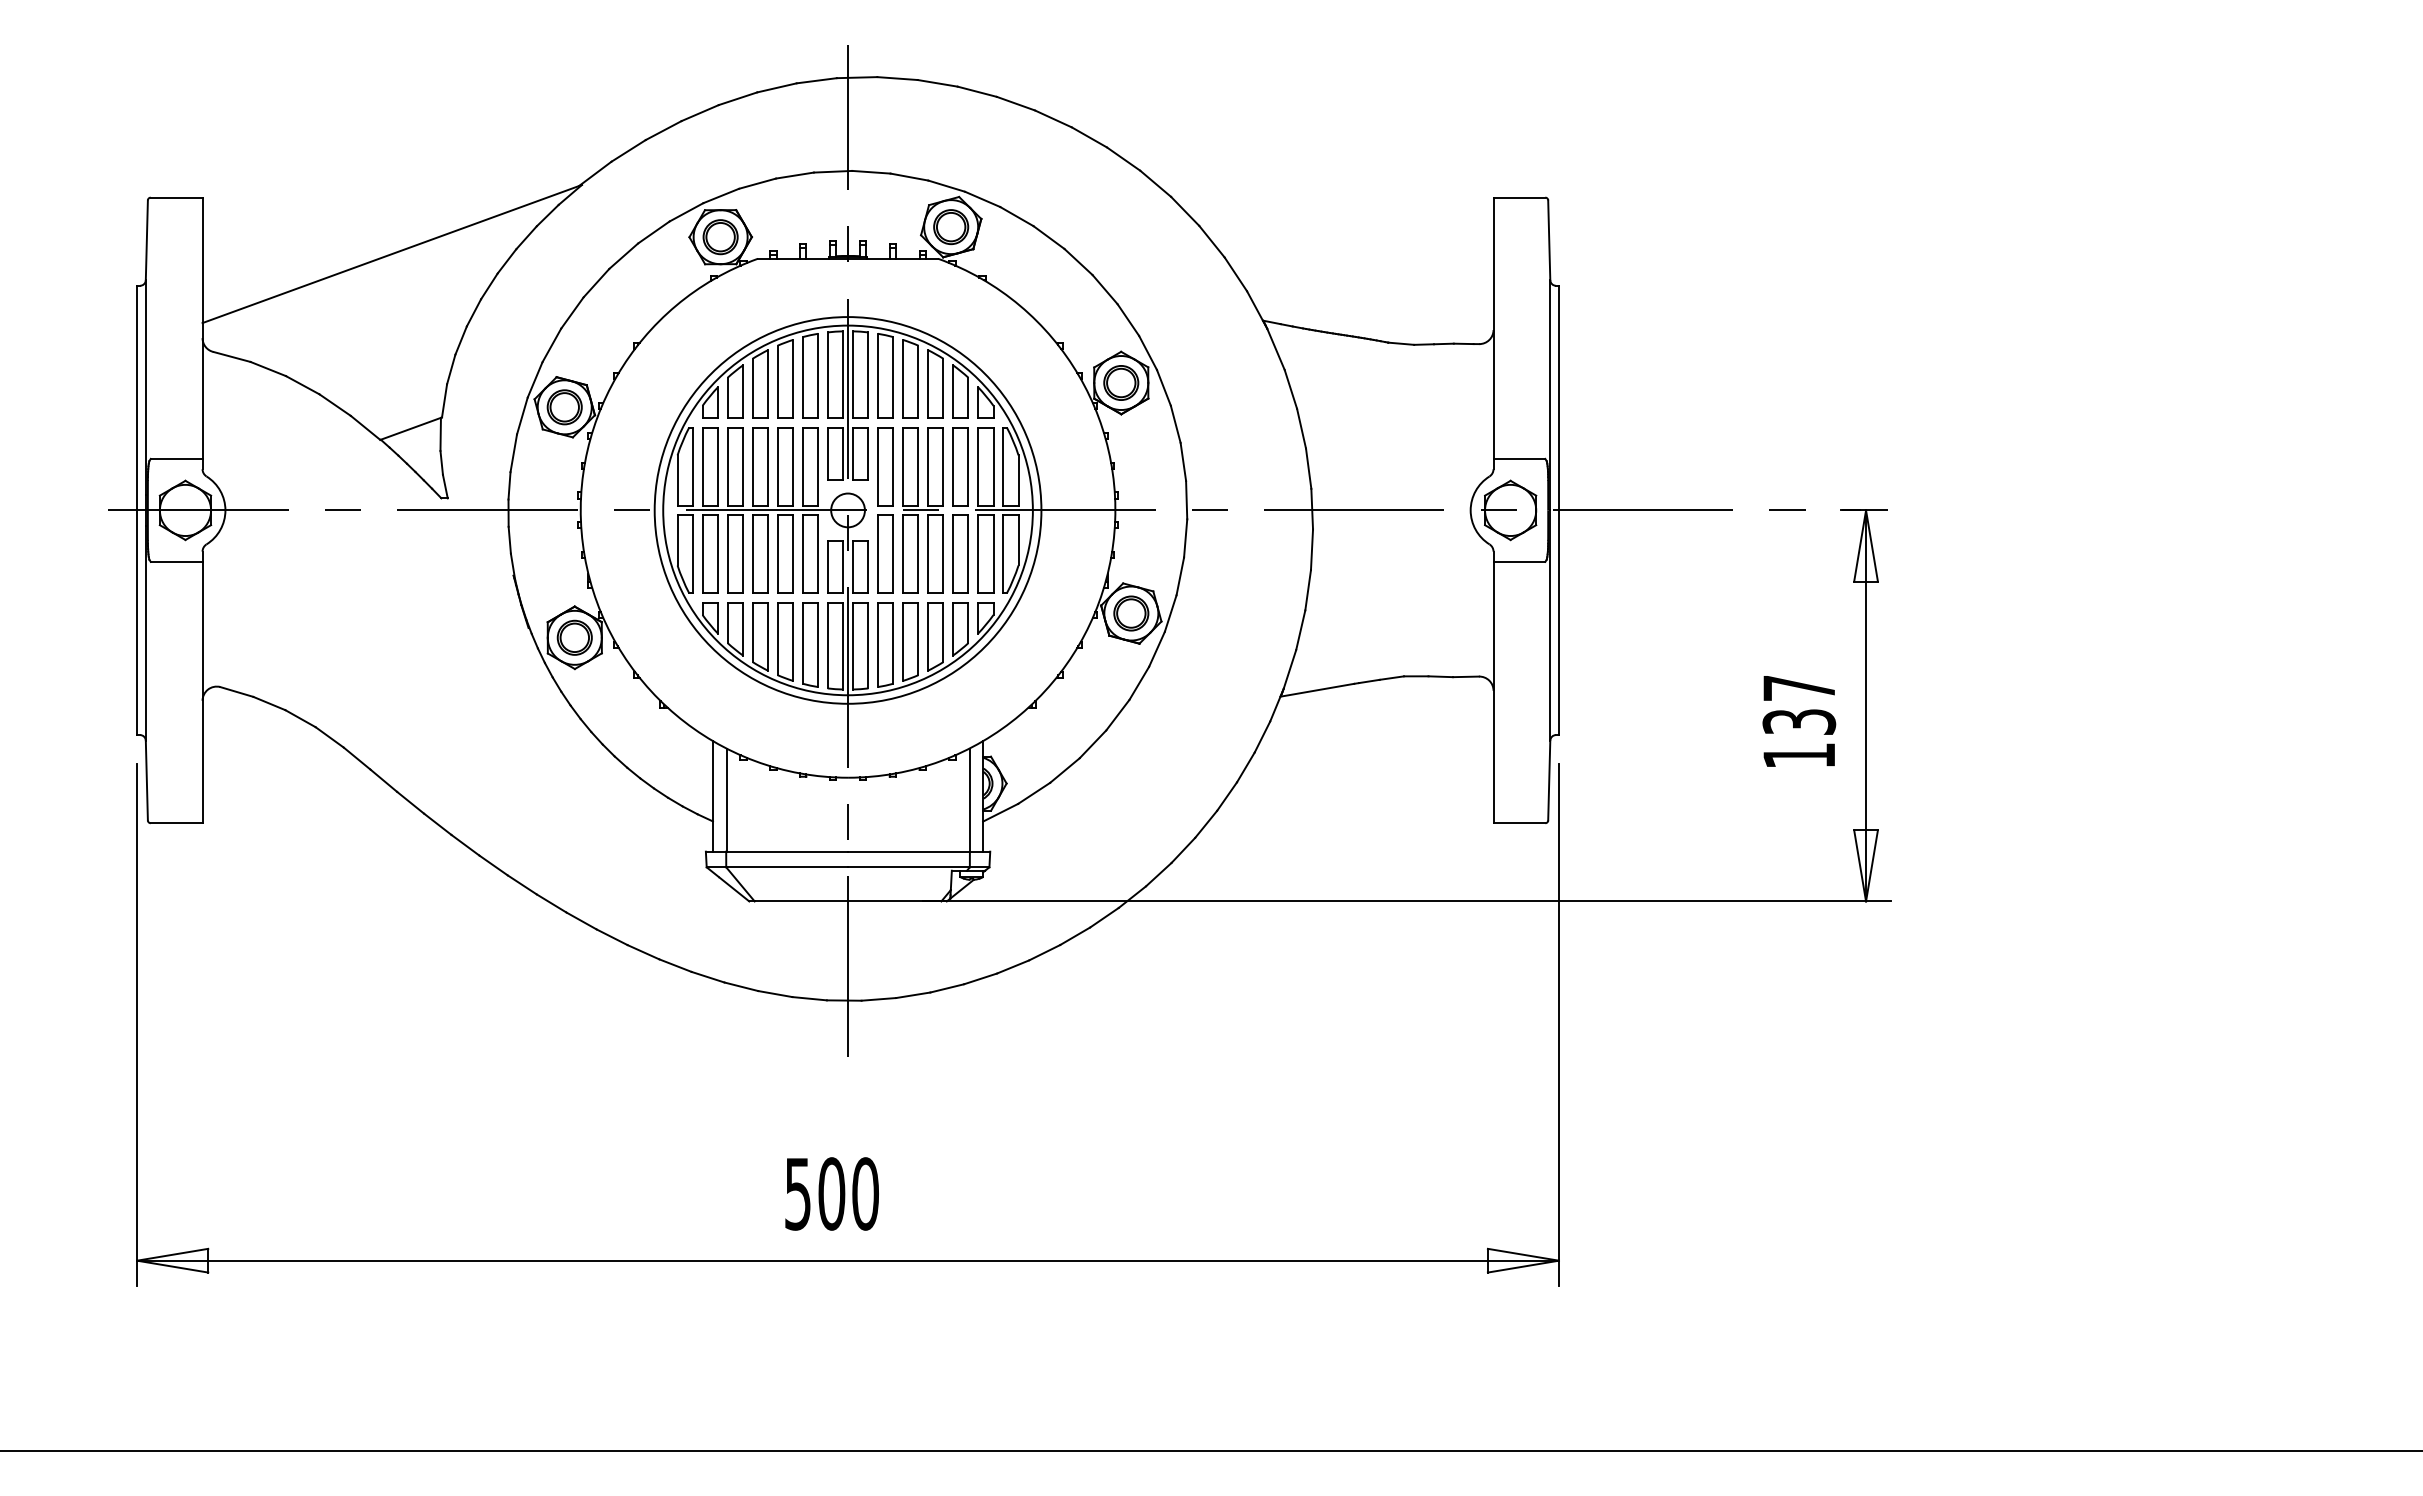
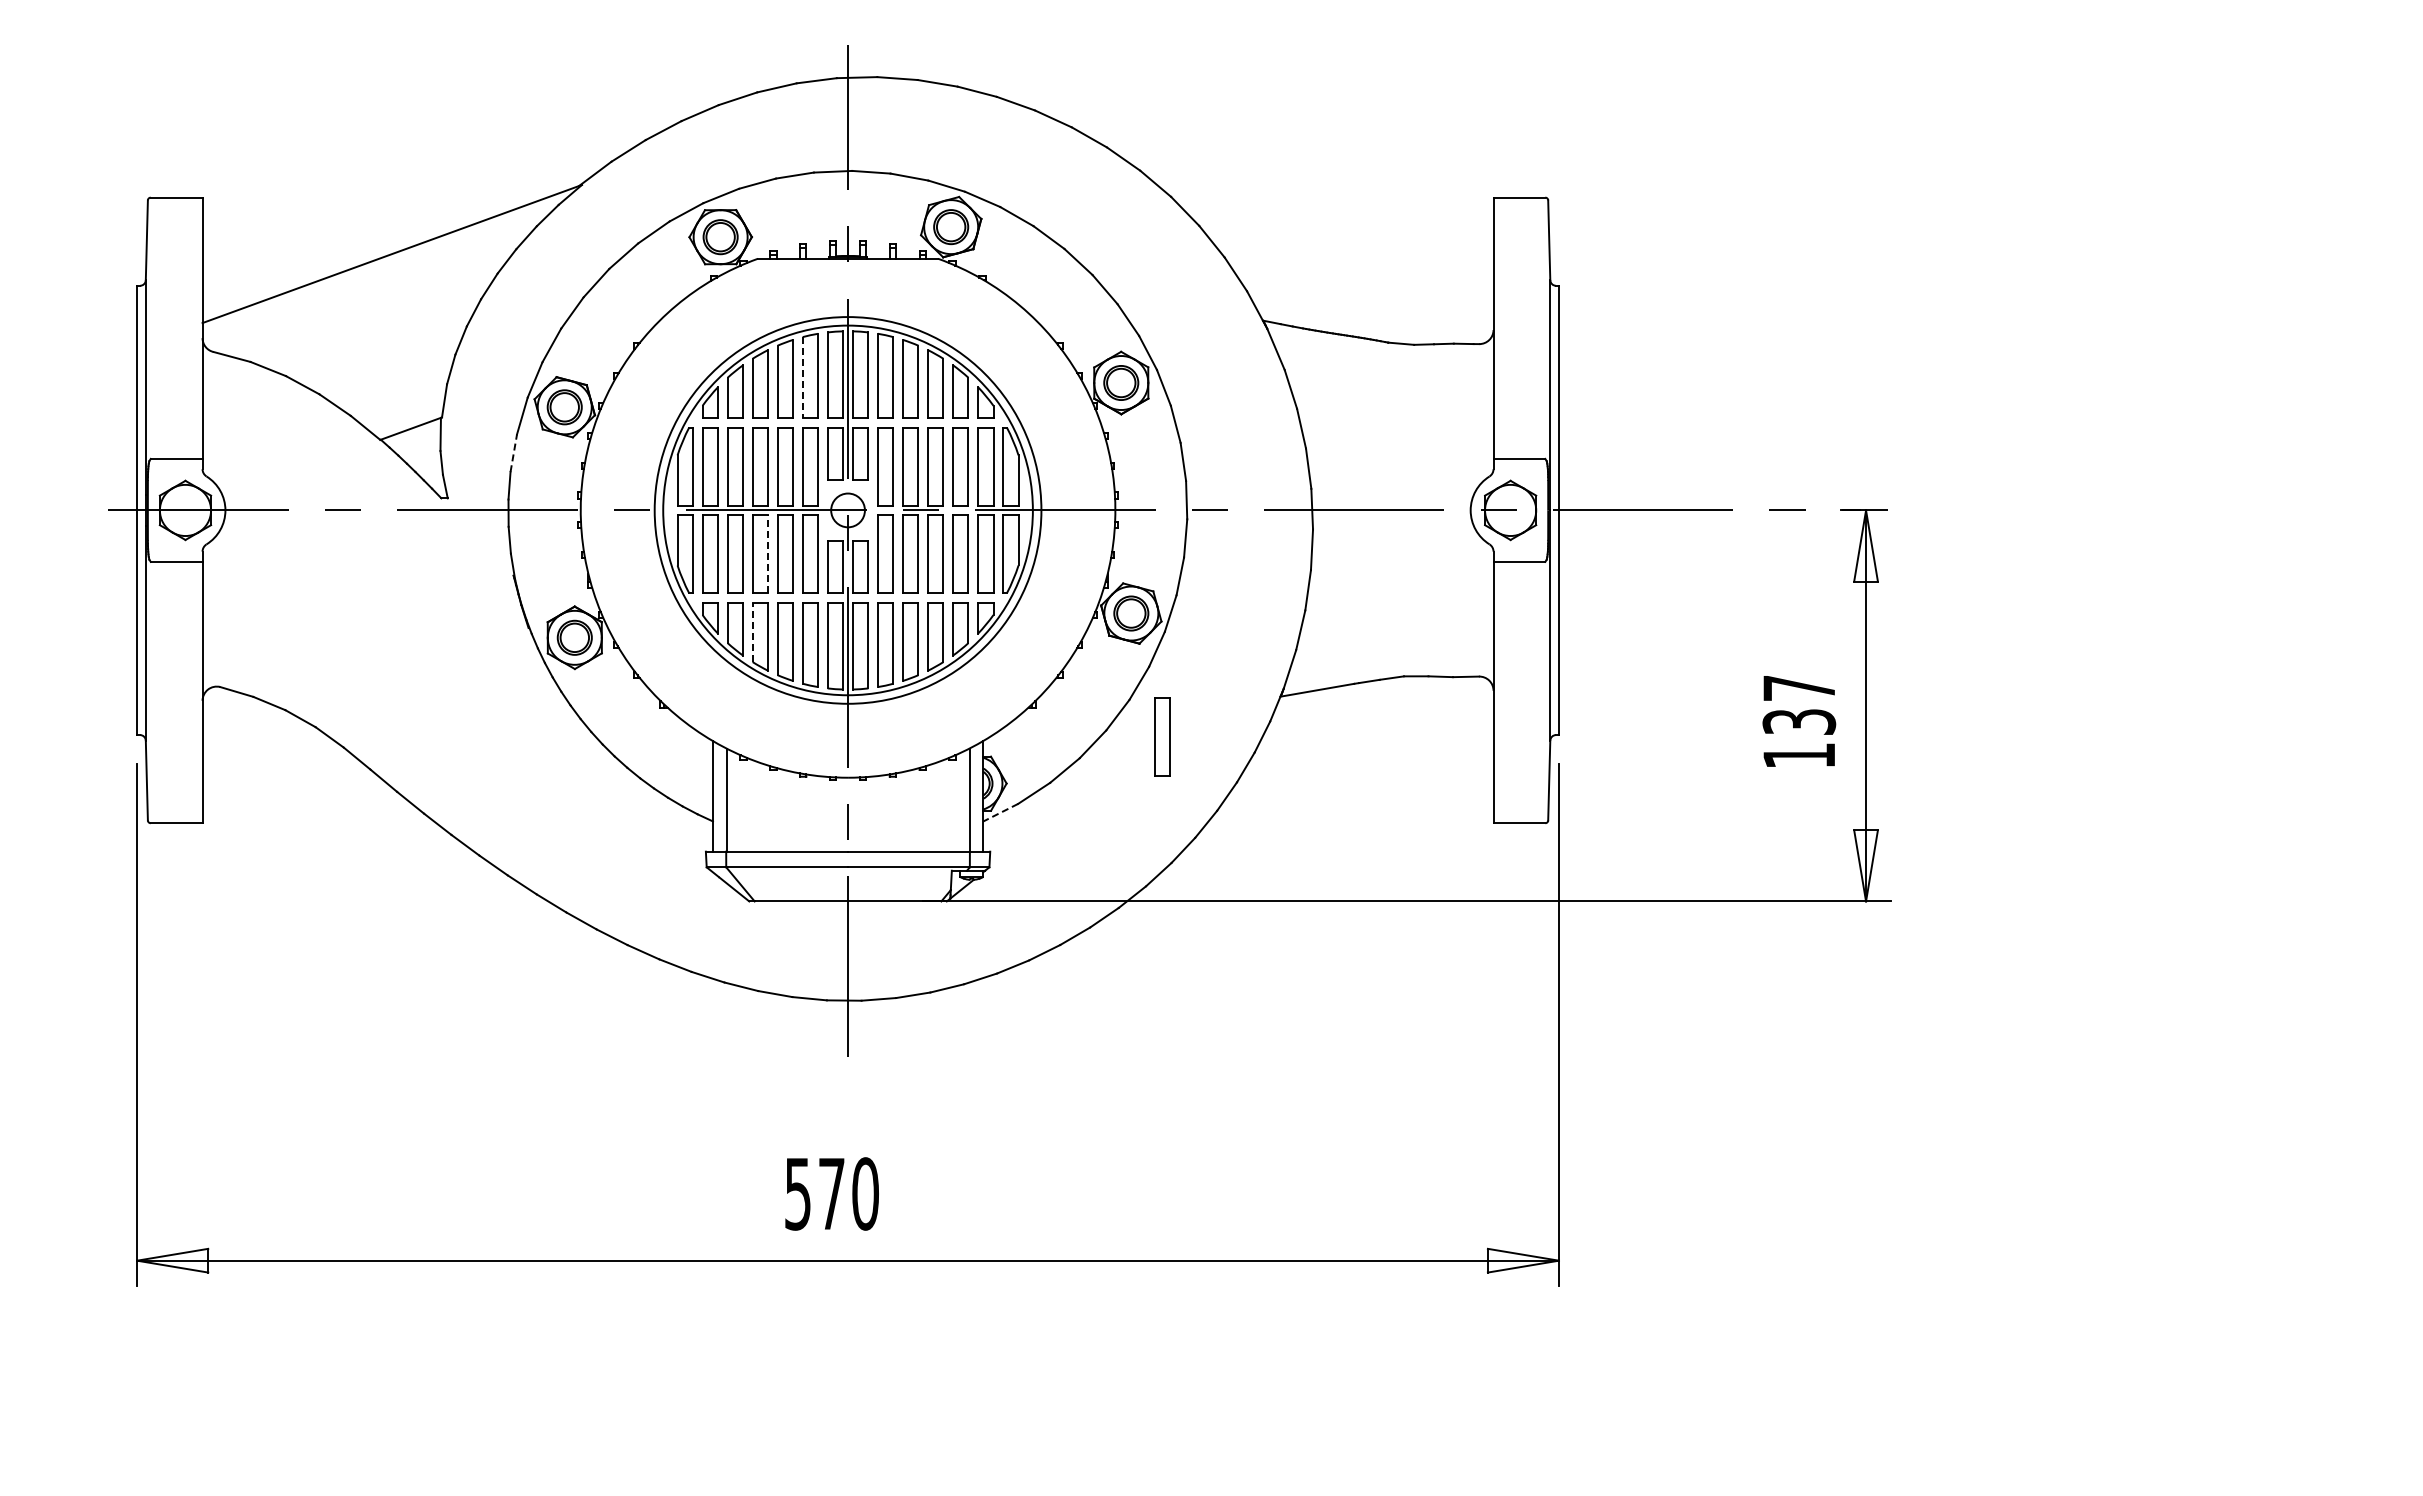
line: solid -> dashed (802, 377)
line: solid -> dashed (513, 452)
line: solid -> dashed (768, 553)
line: solid -> dashed (752, 632)
part: none -> present (1162, 736)
line: solid -> dashed (1000, 812)
text: 500 -> 570 (831, 1193)
line: present -> none (1210, 1450)
